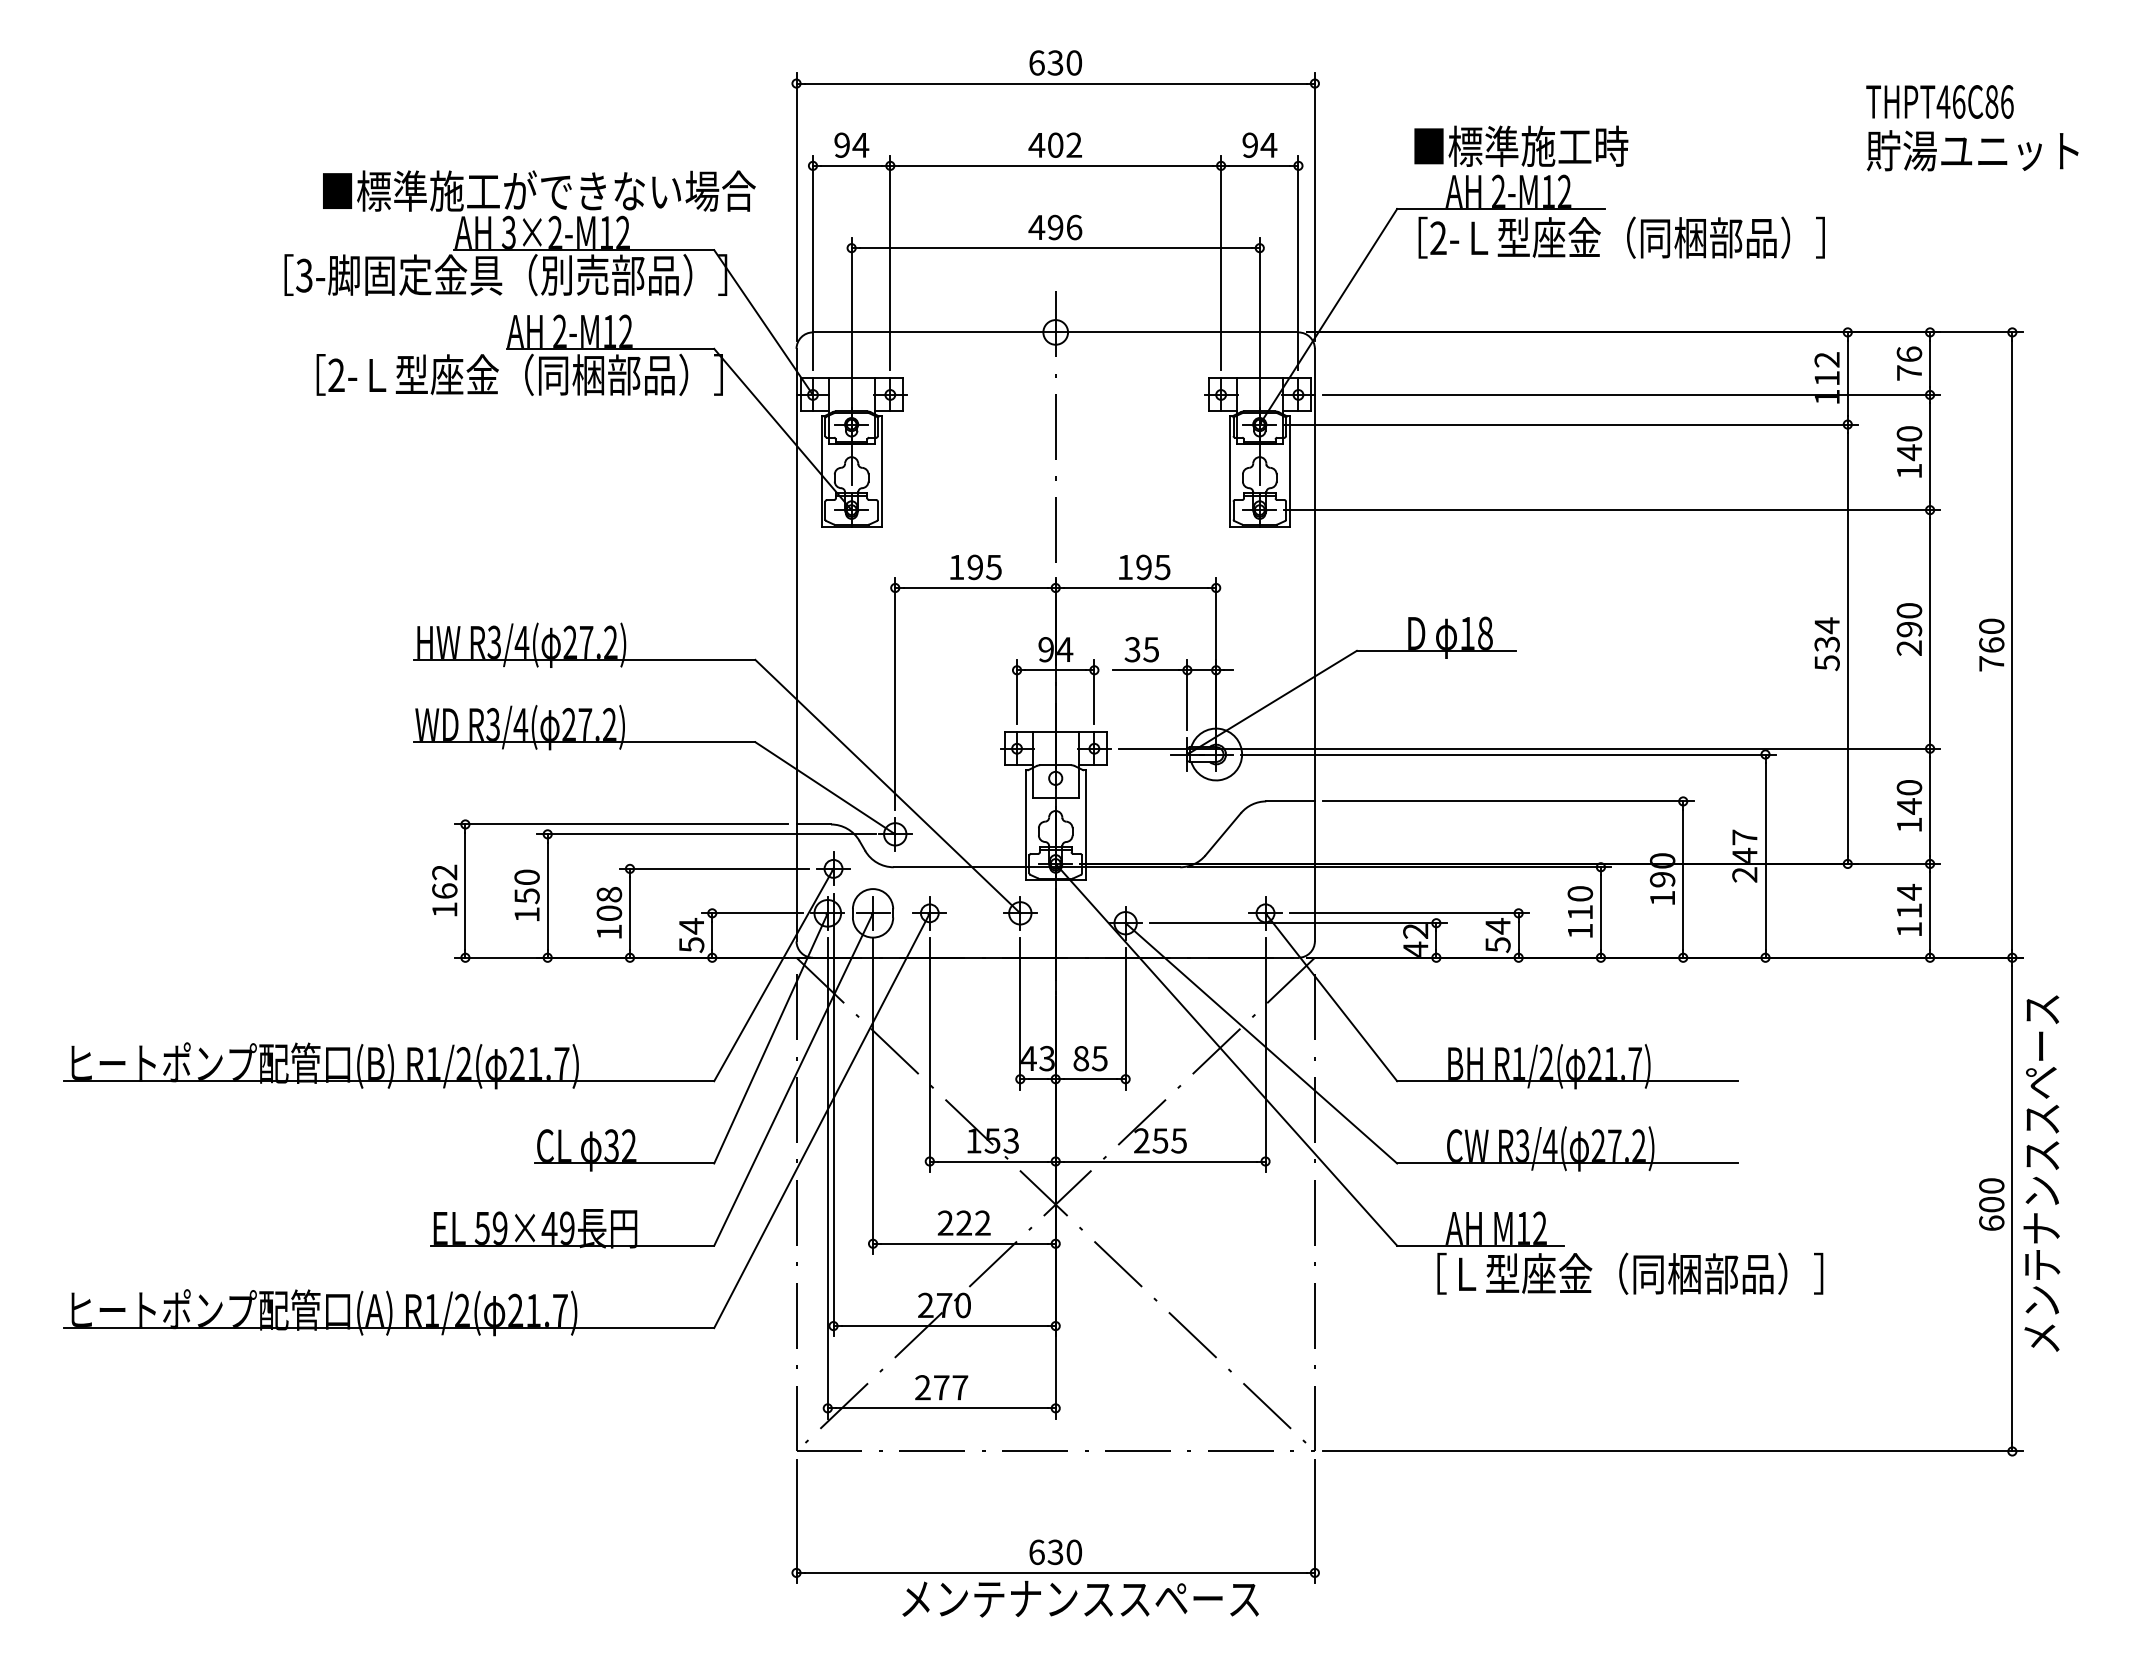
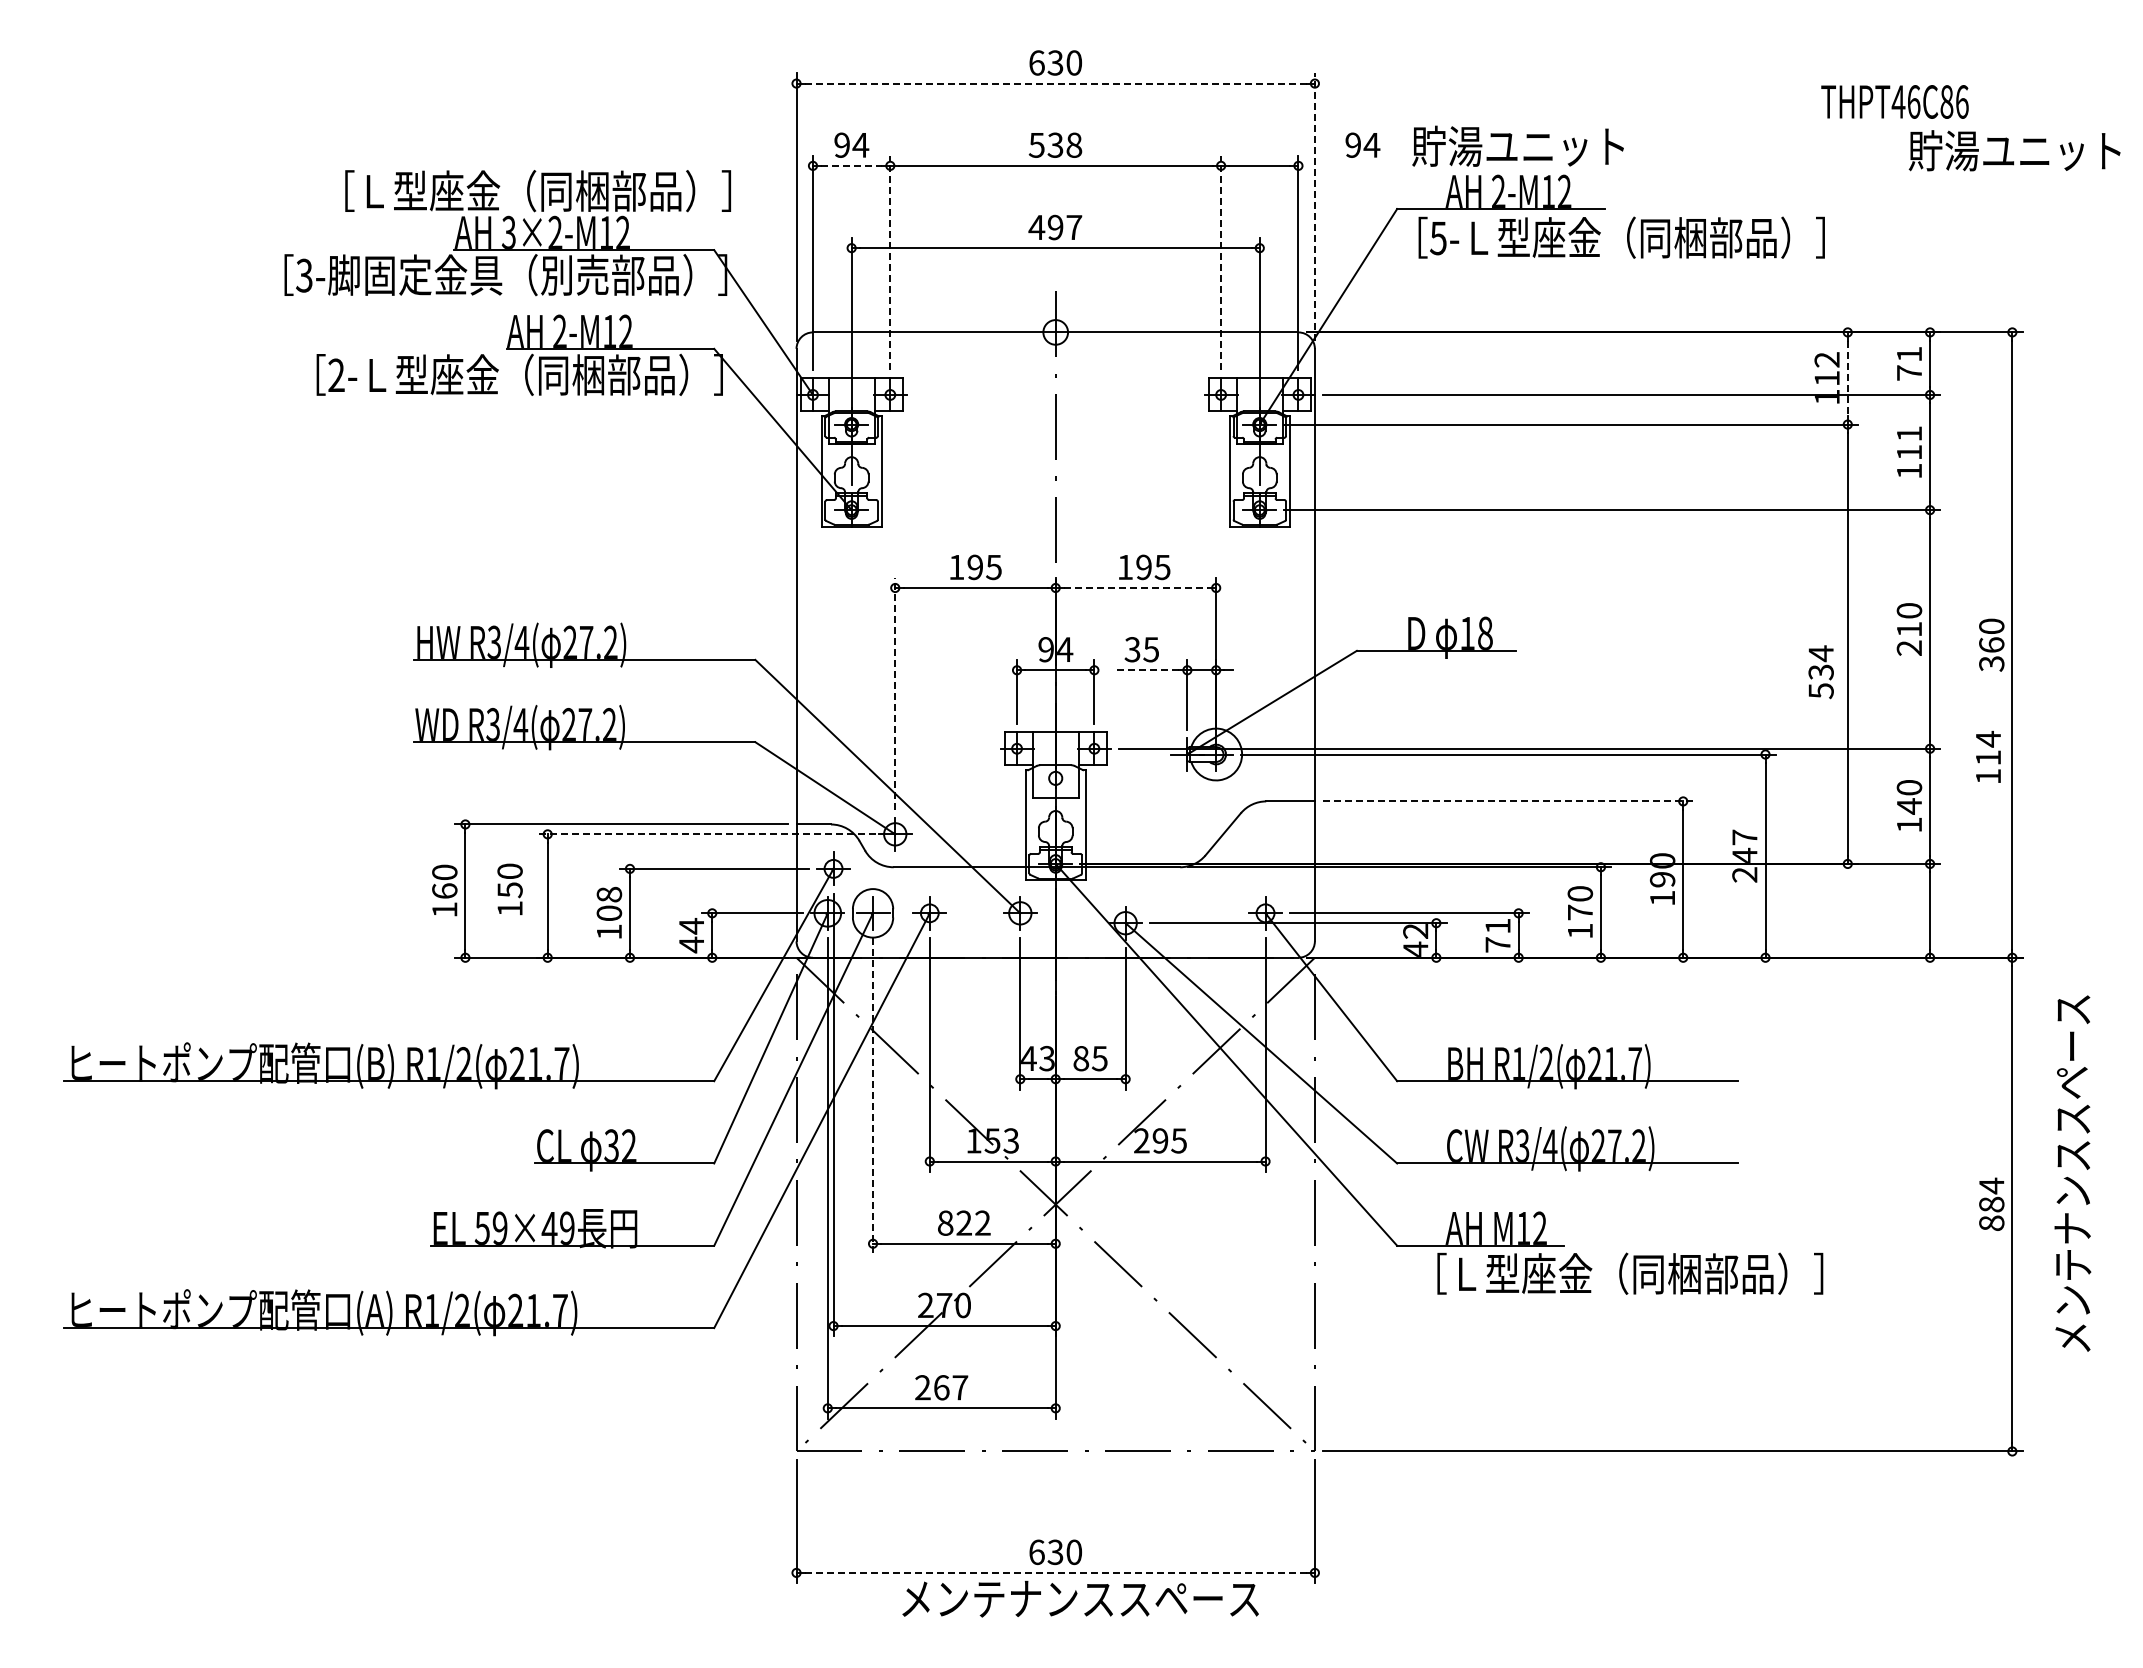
line: solid -> dashed (1055, 83)
text position: (1939, 101) -> (1894, 101) (1894, 101)
text: 402 -> 538 (1055, 144)
text position: (1259, 144) -> (1362, 144) (1362, 144)
text: ■標準施工時 -> 貯湯ユニット (1520, 145)
text position: (1972, 150) -> (2014, 150) (2014, 150)
line: solid -> dashed (852, 165)
text: ■標準施工ができない場合 -> ［Ｌ型座金（同梱部品）］ (539, 191)
line: solid -> dashed (1314, 206)
text: 496 -> 497 (1074, 227)
text: 2- -> 5- (1438, 238)
line: solid -> dashed (890, 262)
line: solid -> dashed (1221, 262)
text: 76 -> 71 (1909, 353)
line: solid -> dashed (1847, 378)
text: 140 -> 111 (1909, 443)
line: solid -> dashed (1135, 587)
text: 290 -> 210 (1909, 629)
text position: (1826, 644) -> (1820, 672) (1820, 672)
text: 760 -> 360 (1991, 663)
line: solid -> dashed (1146, 670)
line: solid -> dashed (895, 693)
line: solid -> dashed (1508, 801)
line: solid -> dashed (706, 834)
text: 162 -> 160 (444, 872)
text position: (526, 895) -> (509, 889) (509, 889)
text position: (1909, 909) -> (1988, 756) (1988, 756)
text: 110 -> 170 (1580, 912)
text: 54 -> 71 (1497, 935)
text: 54 -> 44 (691, 944)
line: solid -> dashed (873, 1096)
text: 255 -> 295 (1160, 1140)
text position: (2041, 1173) -> (2072, 1173) (2072, 1173)
text: 600 -> 884 (1991, 1203)
text: 222 -> 822 (945, 1222)
text: 277 -> 267 (941, 1387)
line: solid -> dashed (1055, 1572)
